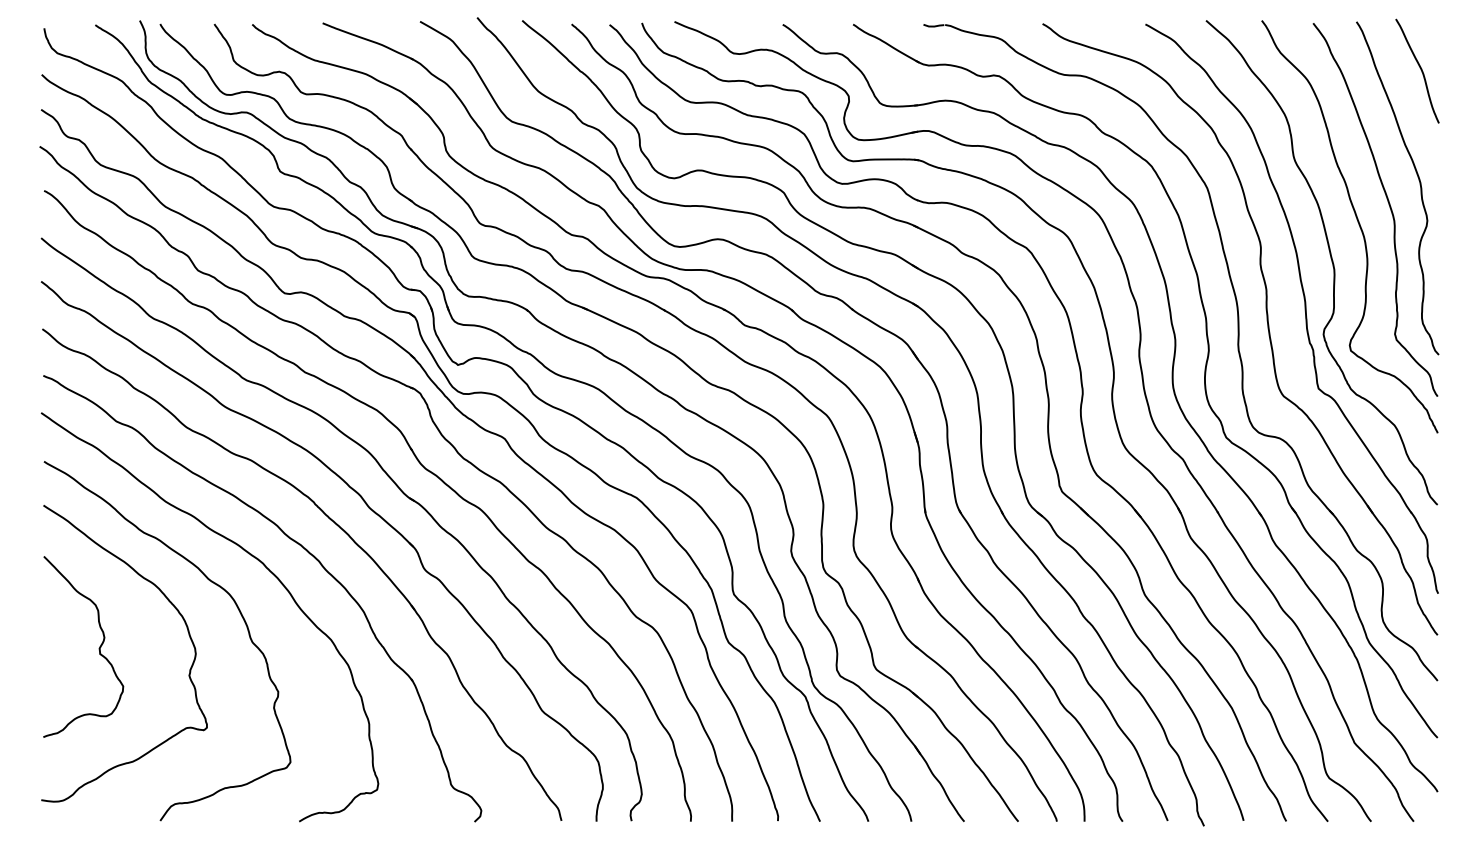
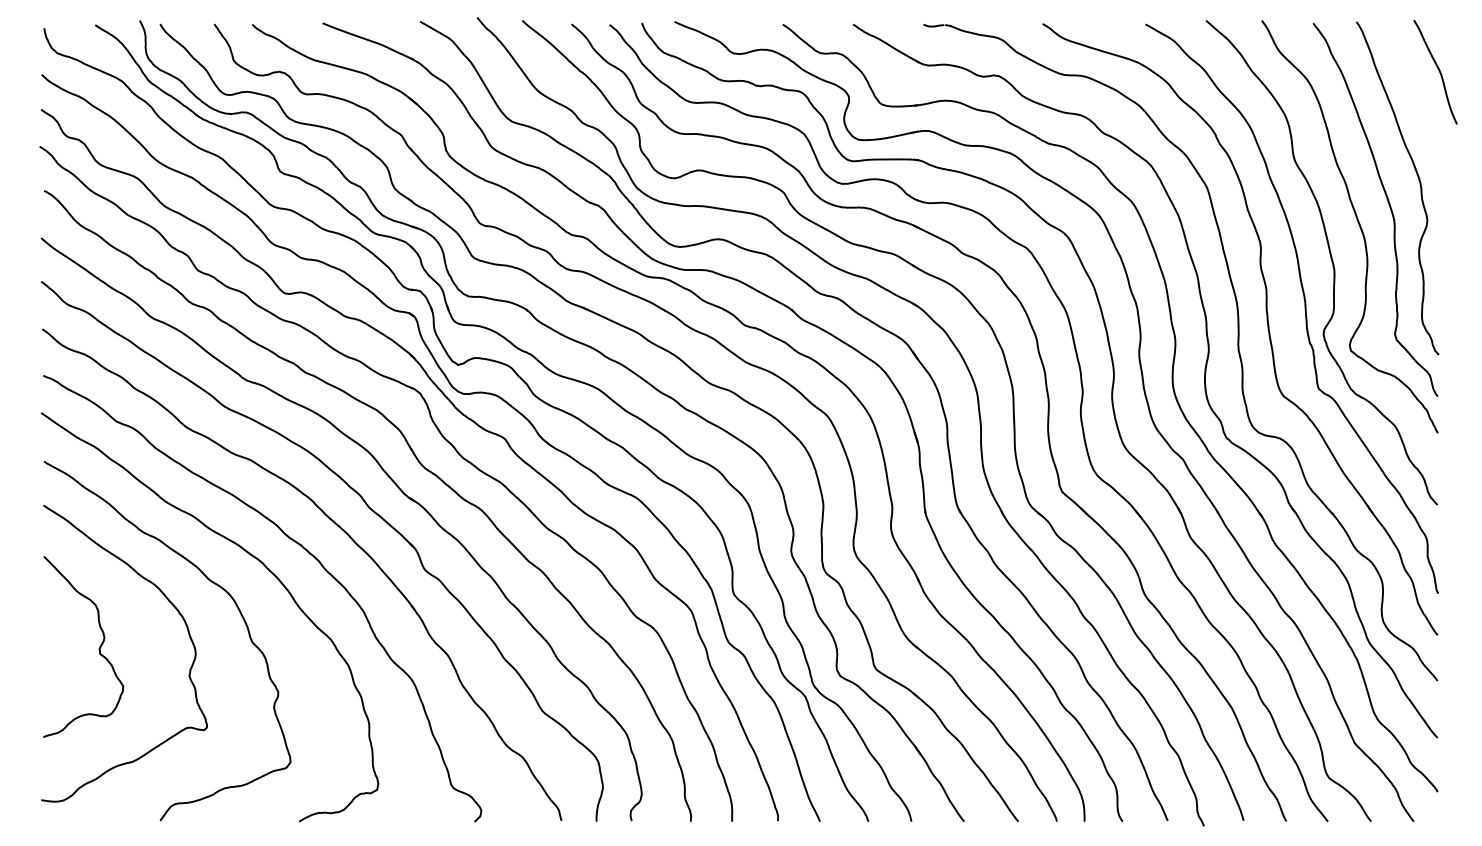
curve position: (1420, 70) -> (1438, 71) (1438, 71)
